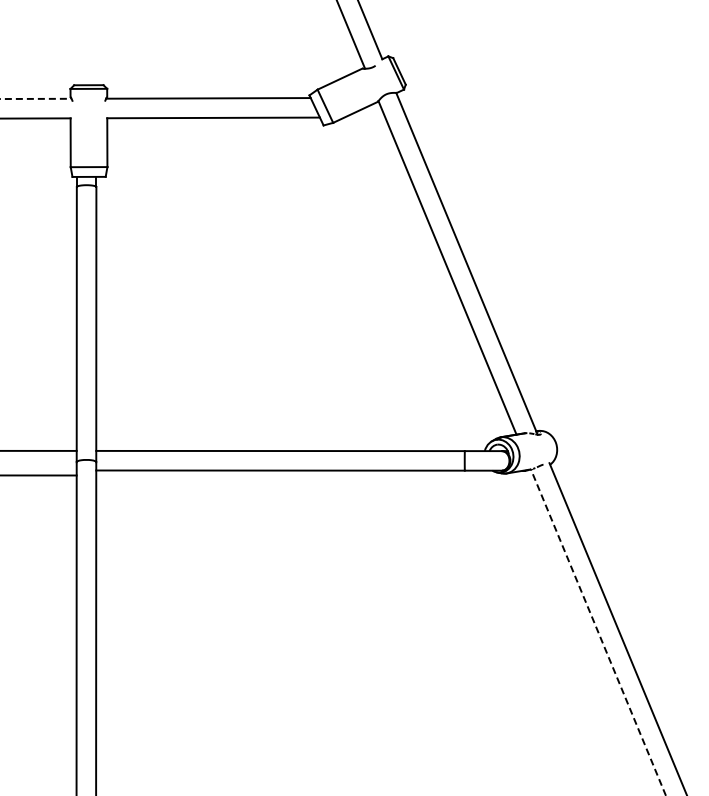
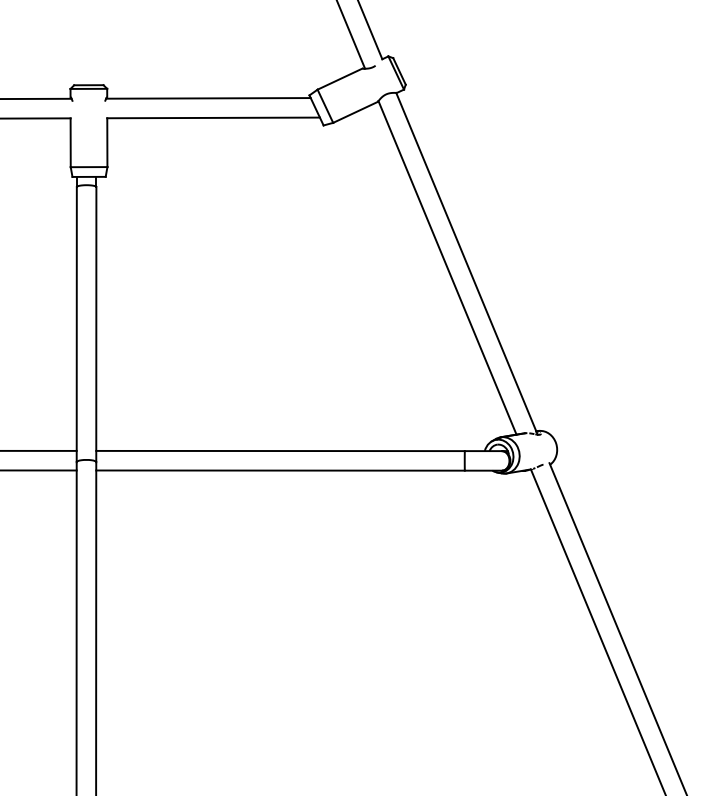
line: dashed -> solid (36, 98)
line position: (39, 475) -> (39, 470) (39, 470)
line: dashed -> solid (598, 632)
